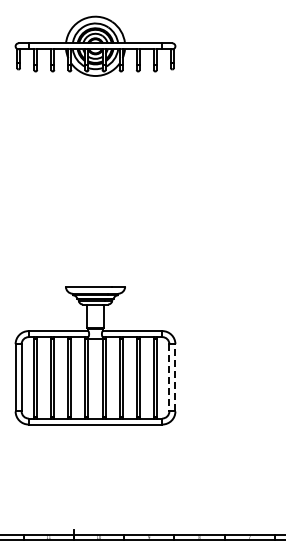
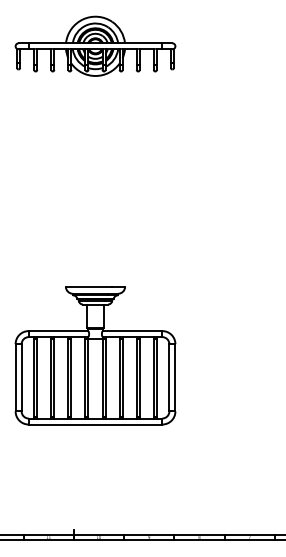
line: dashed -> solid (169, 377)
line: dashed -> solid (175, 377)
